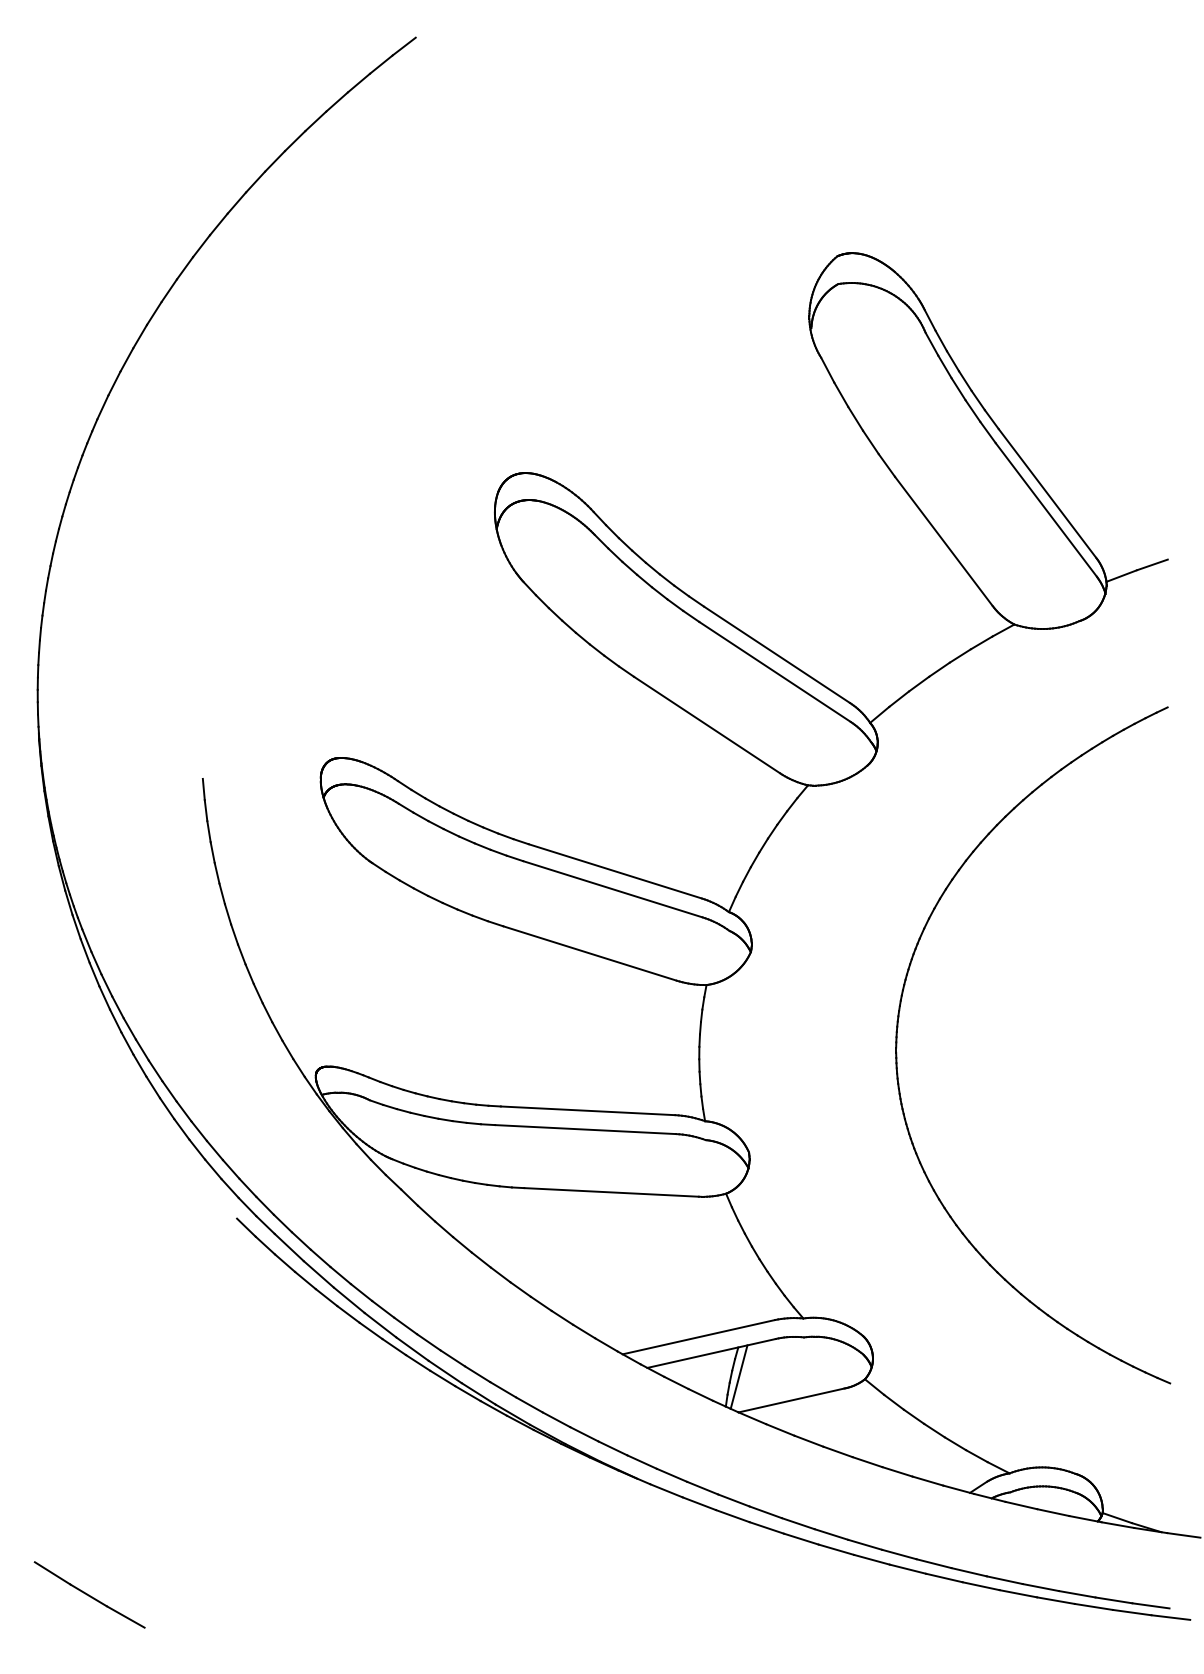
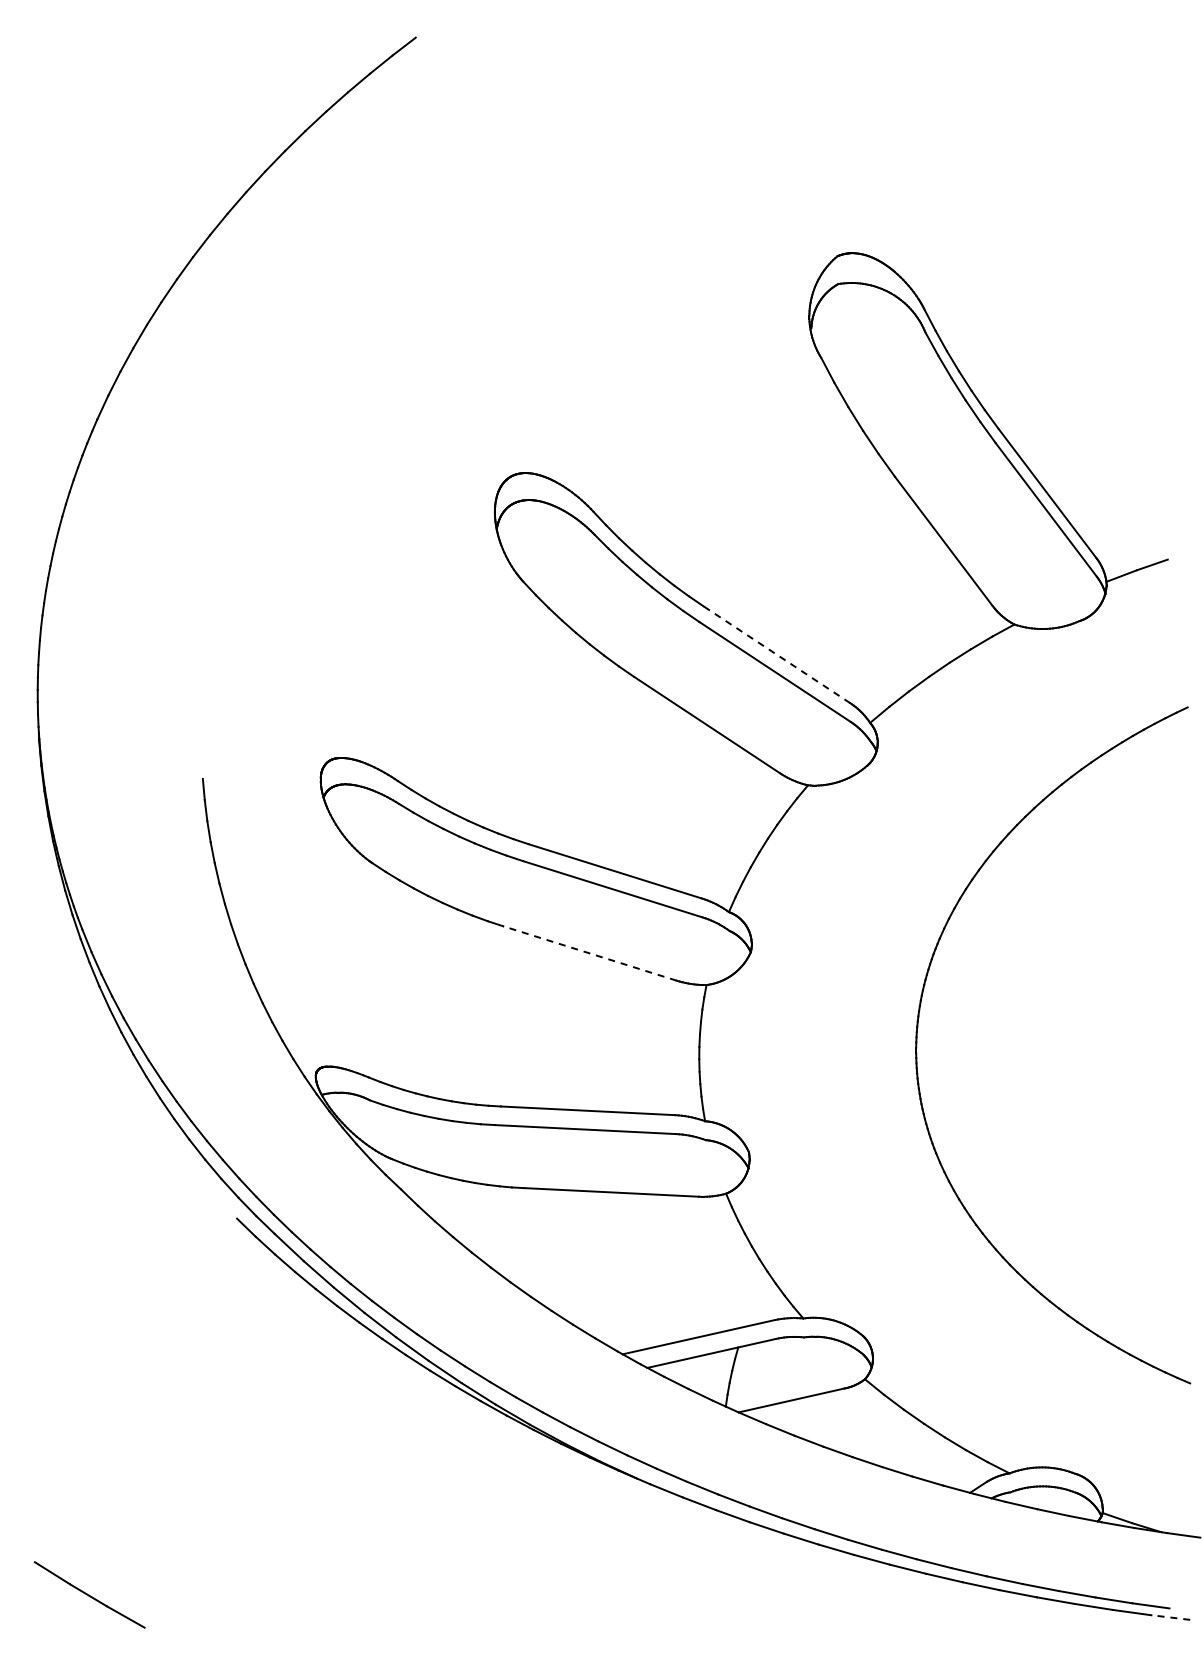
line: solid -> dashed (777, 654)
line: solid -> dashed (590, 953)
part position: (897, 1045) -> (917, 1045) (917, 1045)
line: present -> none (738, 1376)
line: solid -> dashed (1170, 1617)
